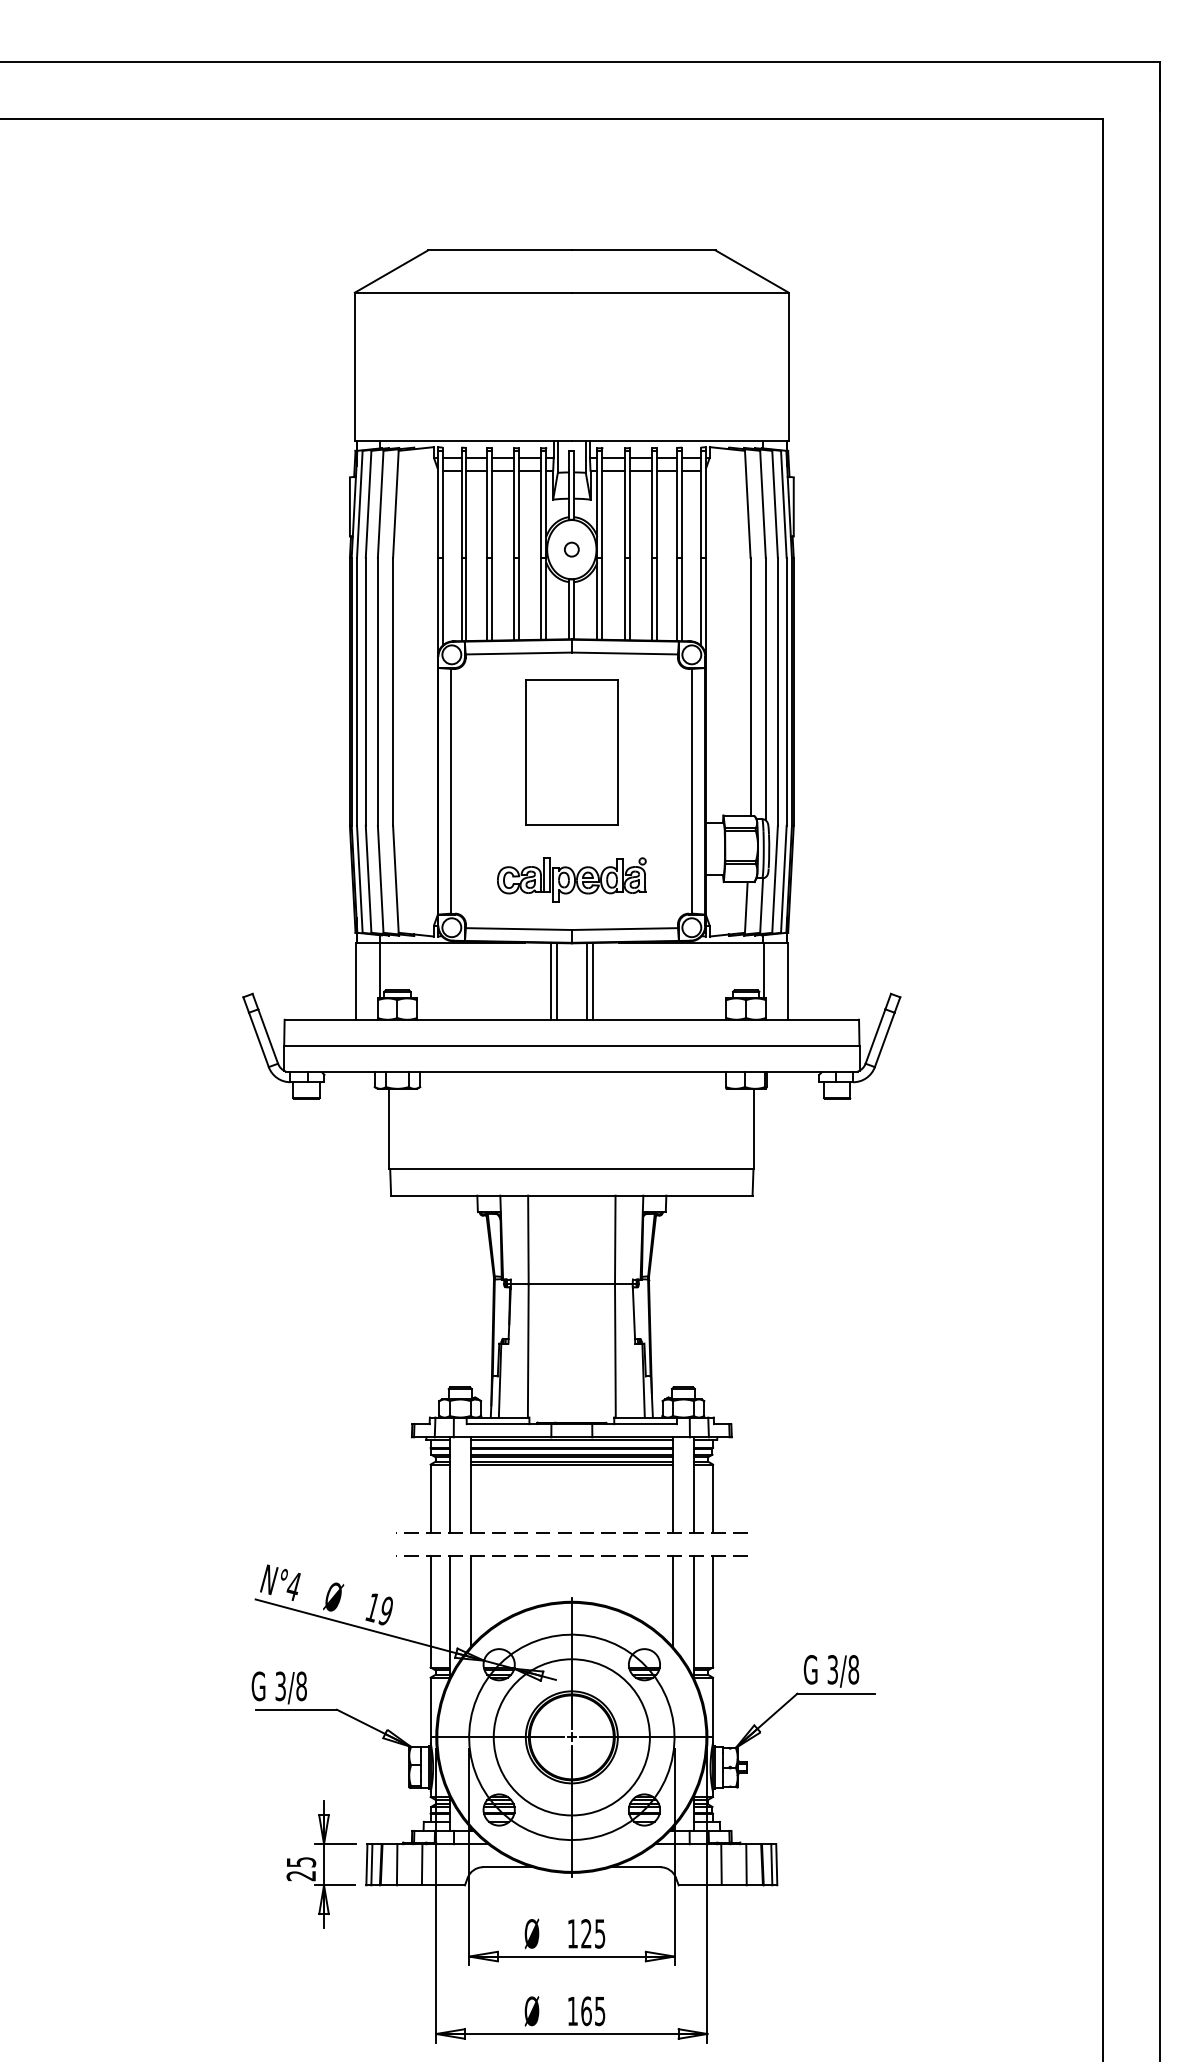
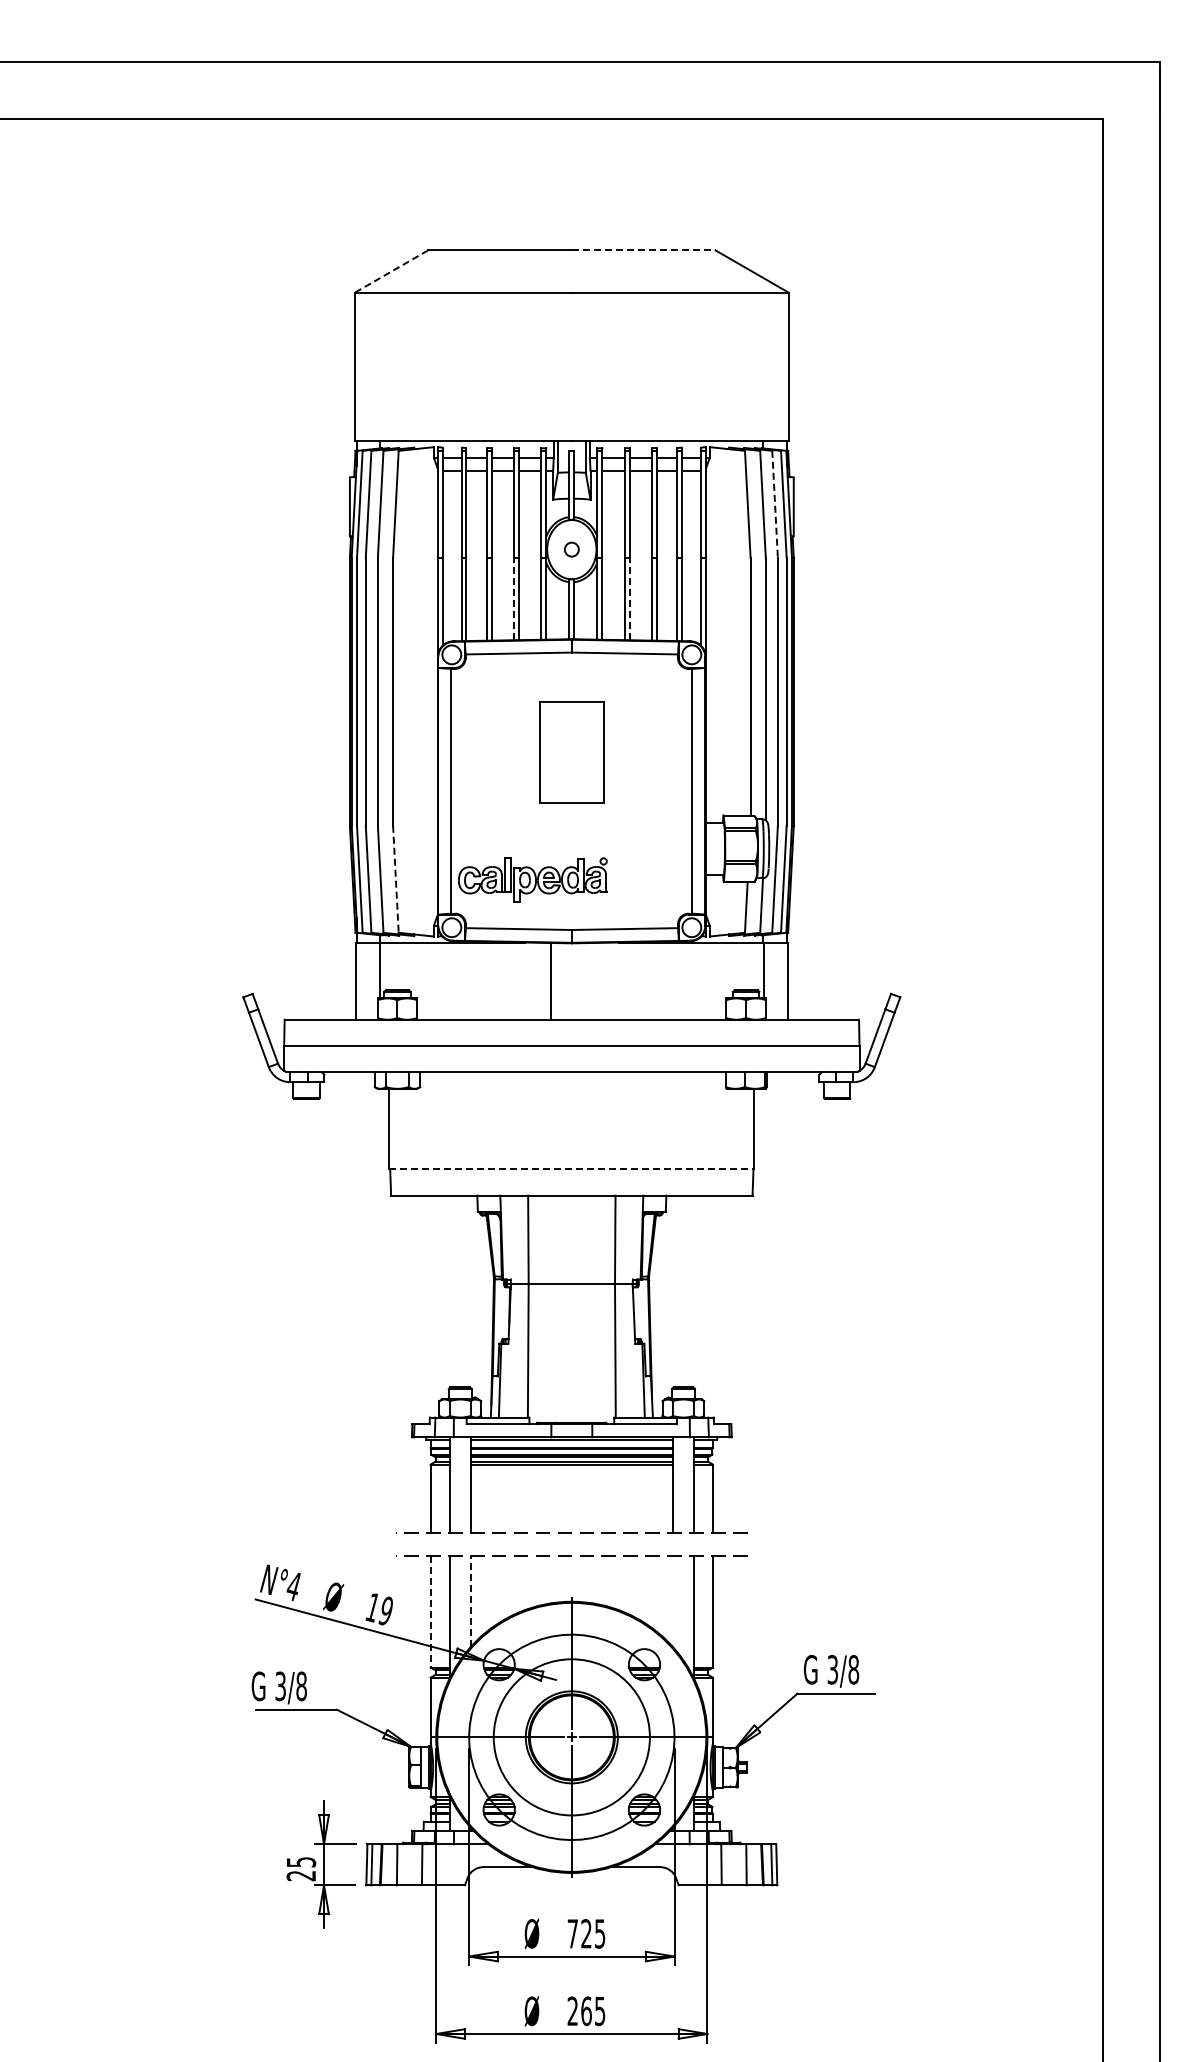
line: solid -> dashed (643, 250)
line: solid -> dashed (391, 271)
line: solid -> dashed (775, 504)
line: solid -> dashed (513, 598)
line: solid -> dashed (630, 598)
part size: 94x147 px -> 66x103 px (571, 752)
line: solid -> dashed (395, 879)
part position: (571, 879) -> (532, 879) (532, 879)
line: present -> none (593, 980)
line: present -> none (557, 981)
line: present -> none (586, 981)
line: solid -> dashed (572, 1169)
line: solid -> dashed (470, 1601)
line: present -> none (673, 1601)
line: solid -> dashed (430, 1611)
text: 125 -> 725 (572, 1933)
text: 165 -> 265 (572, 2010)
